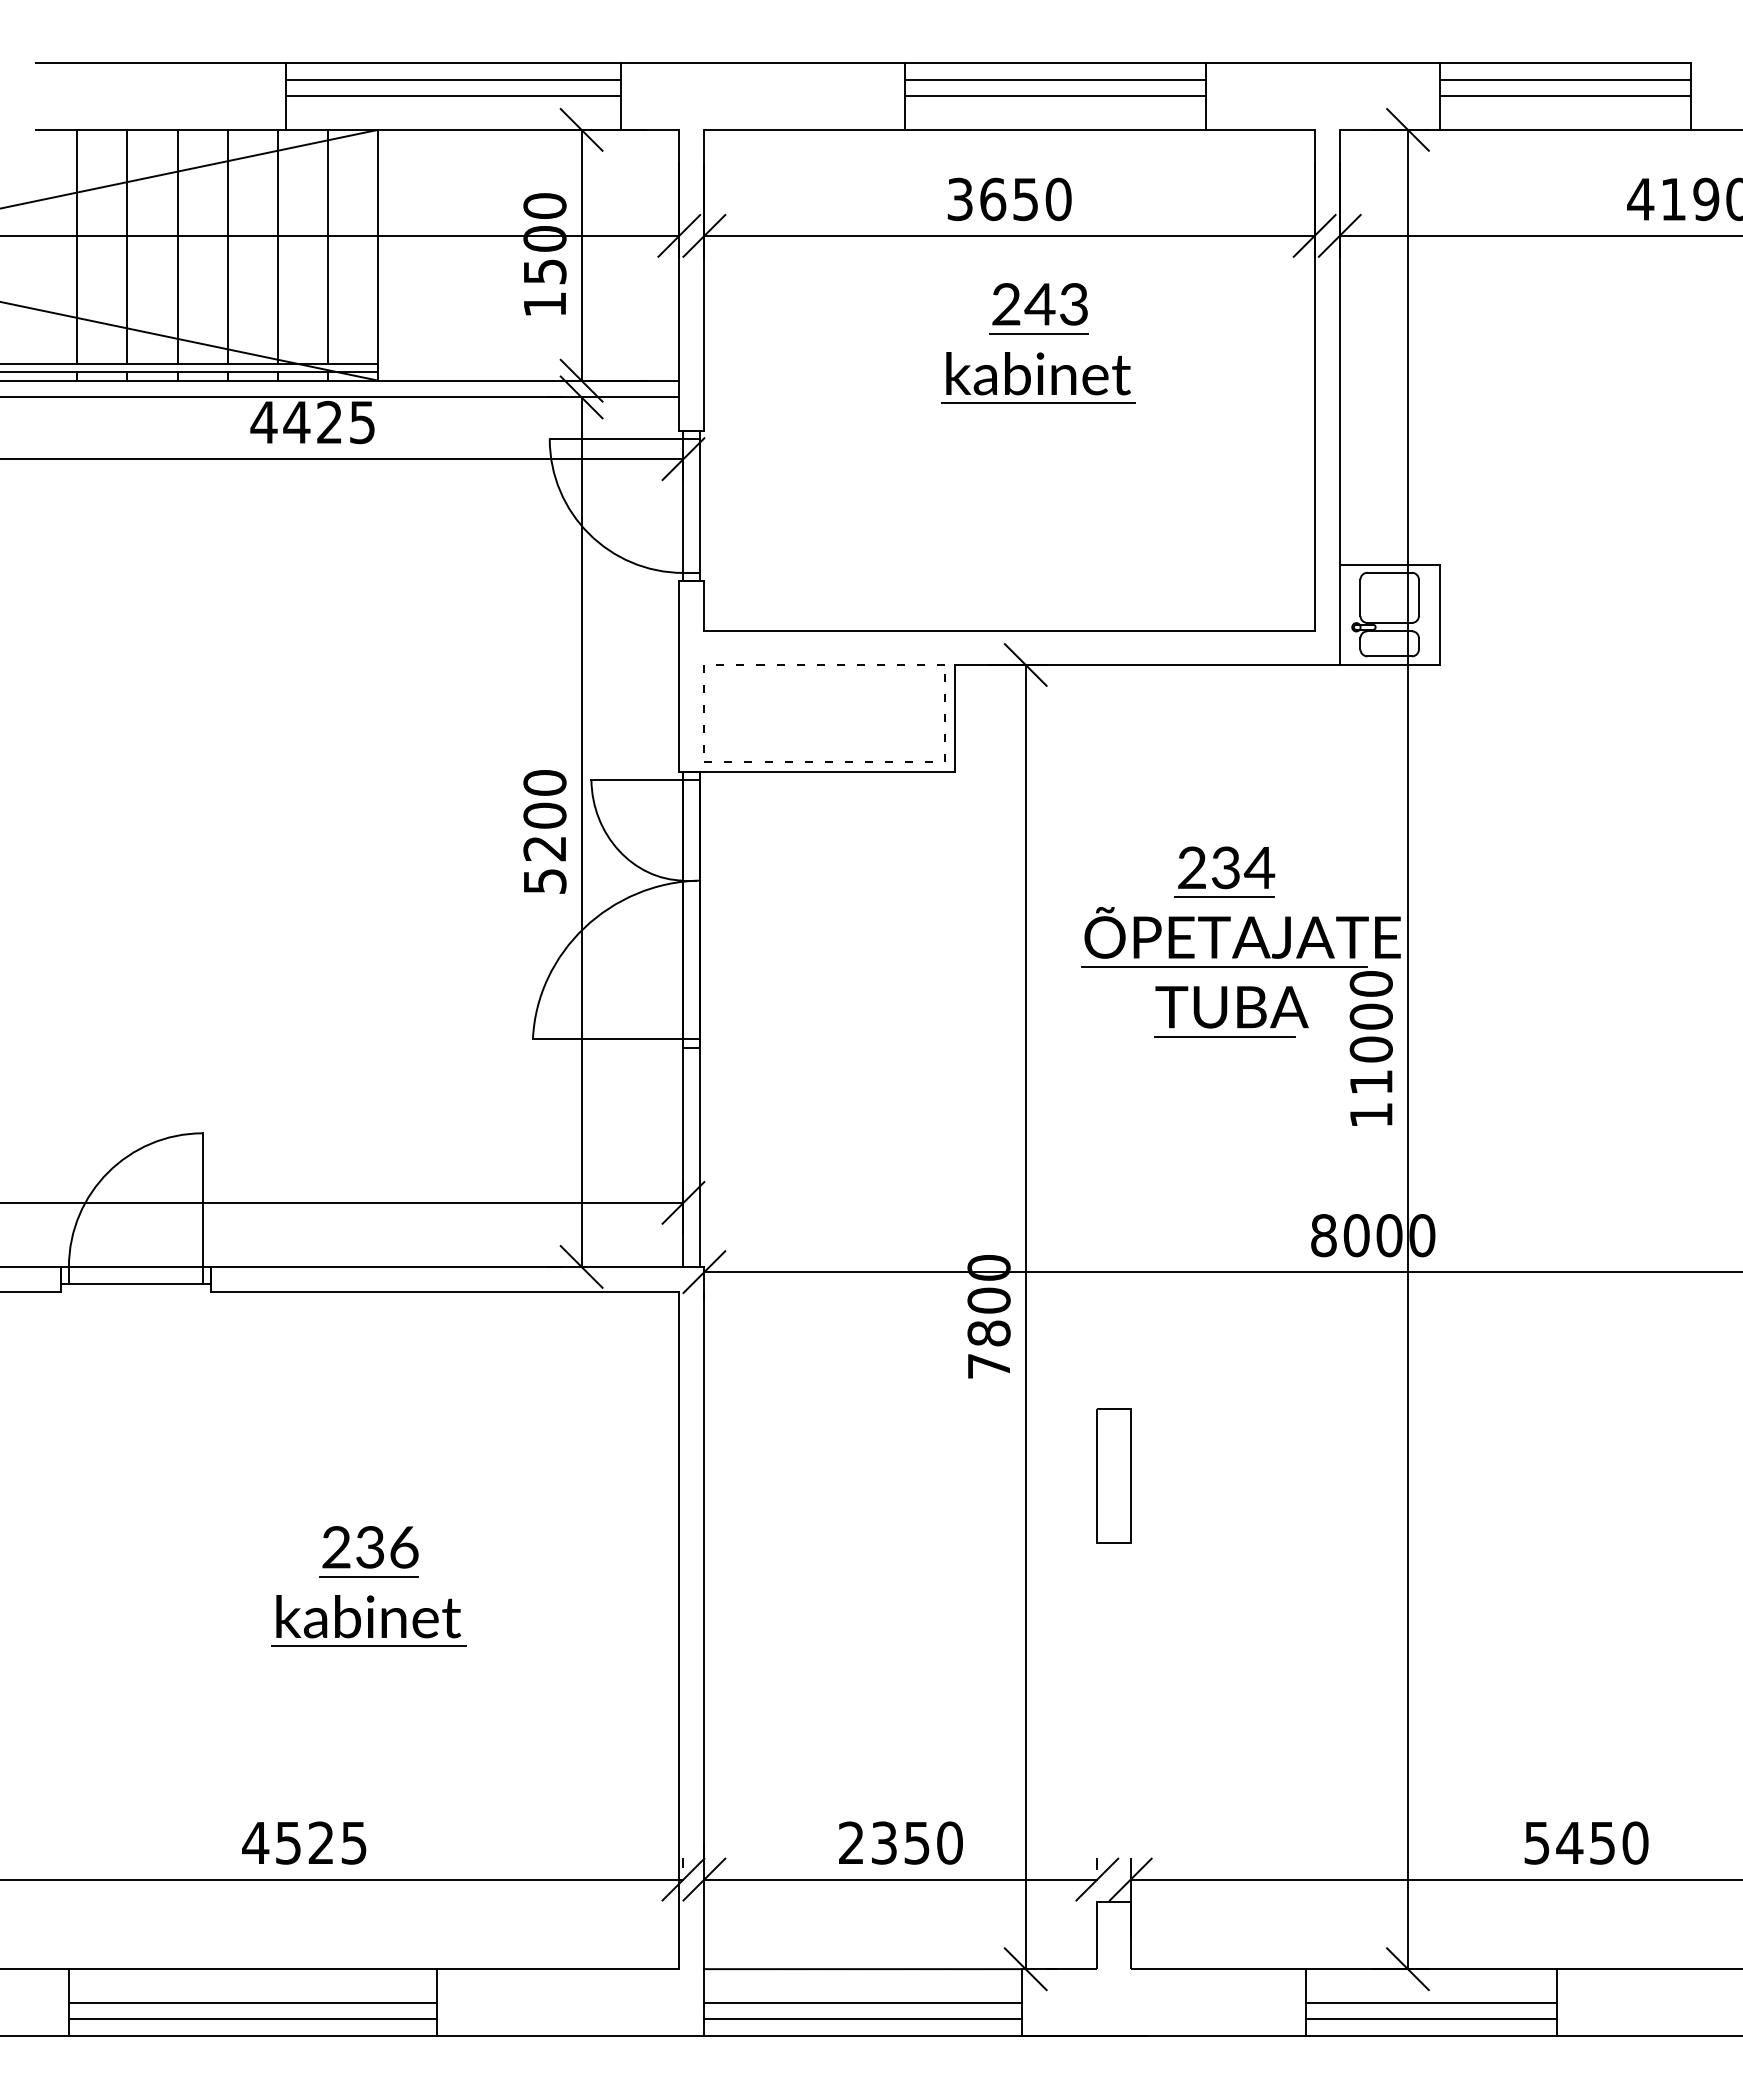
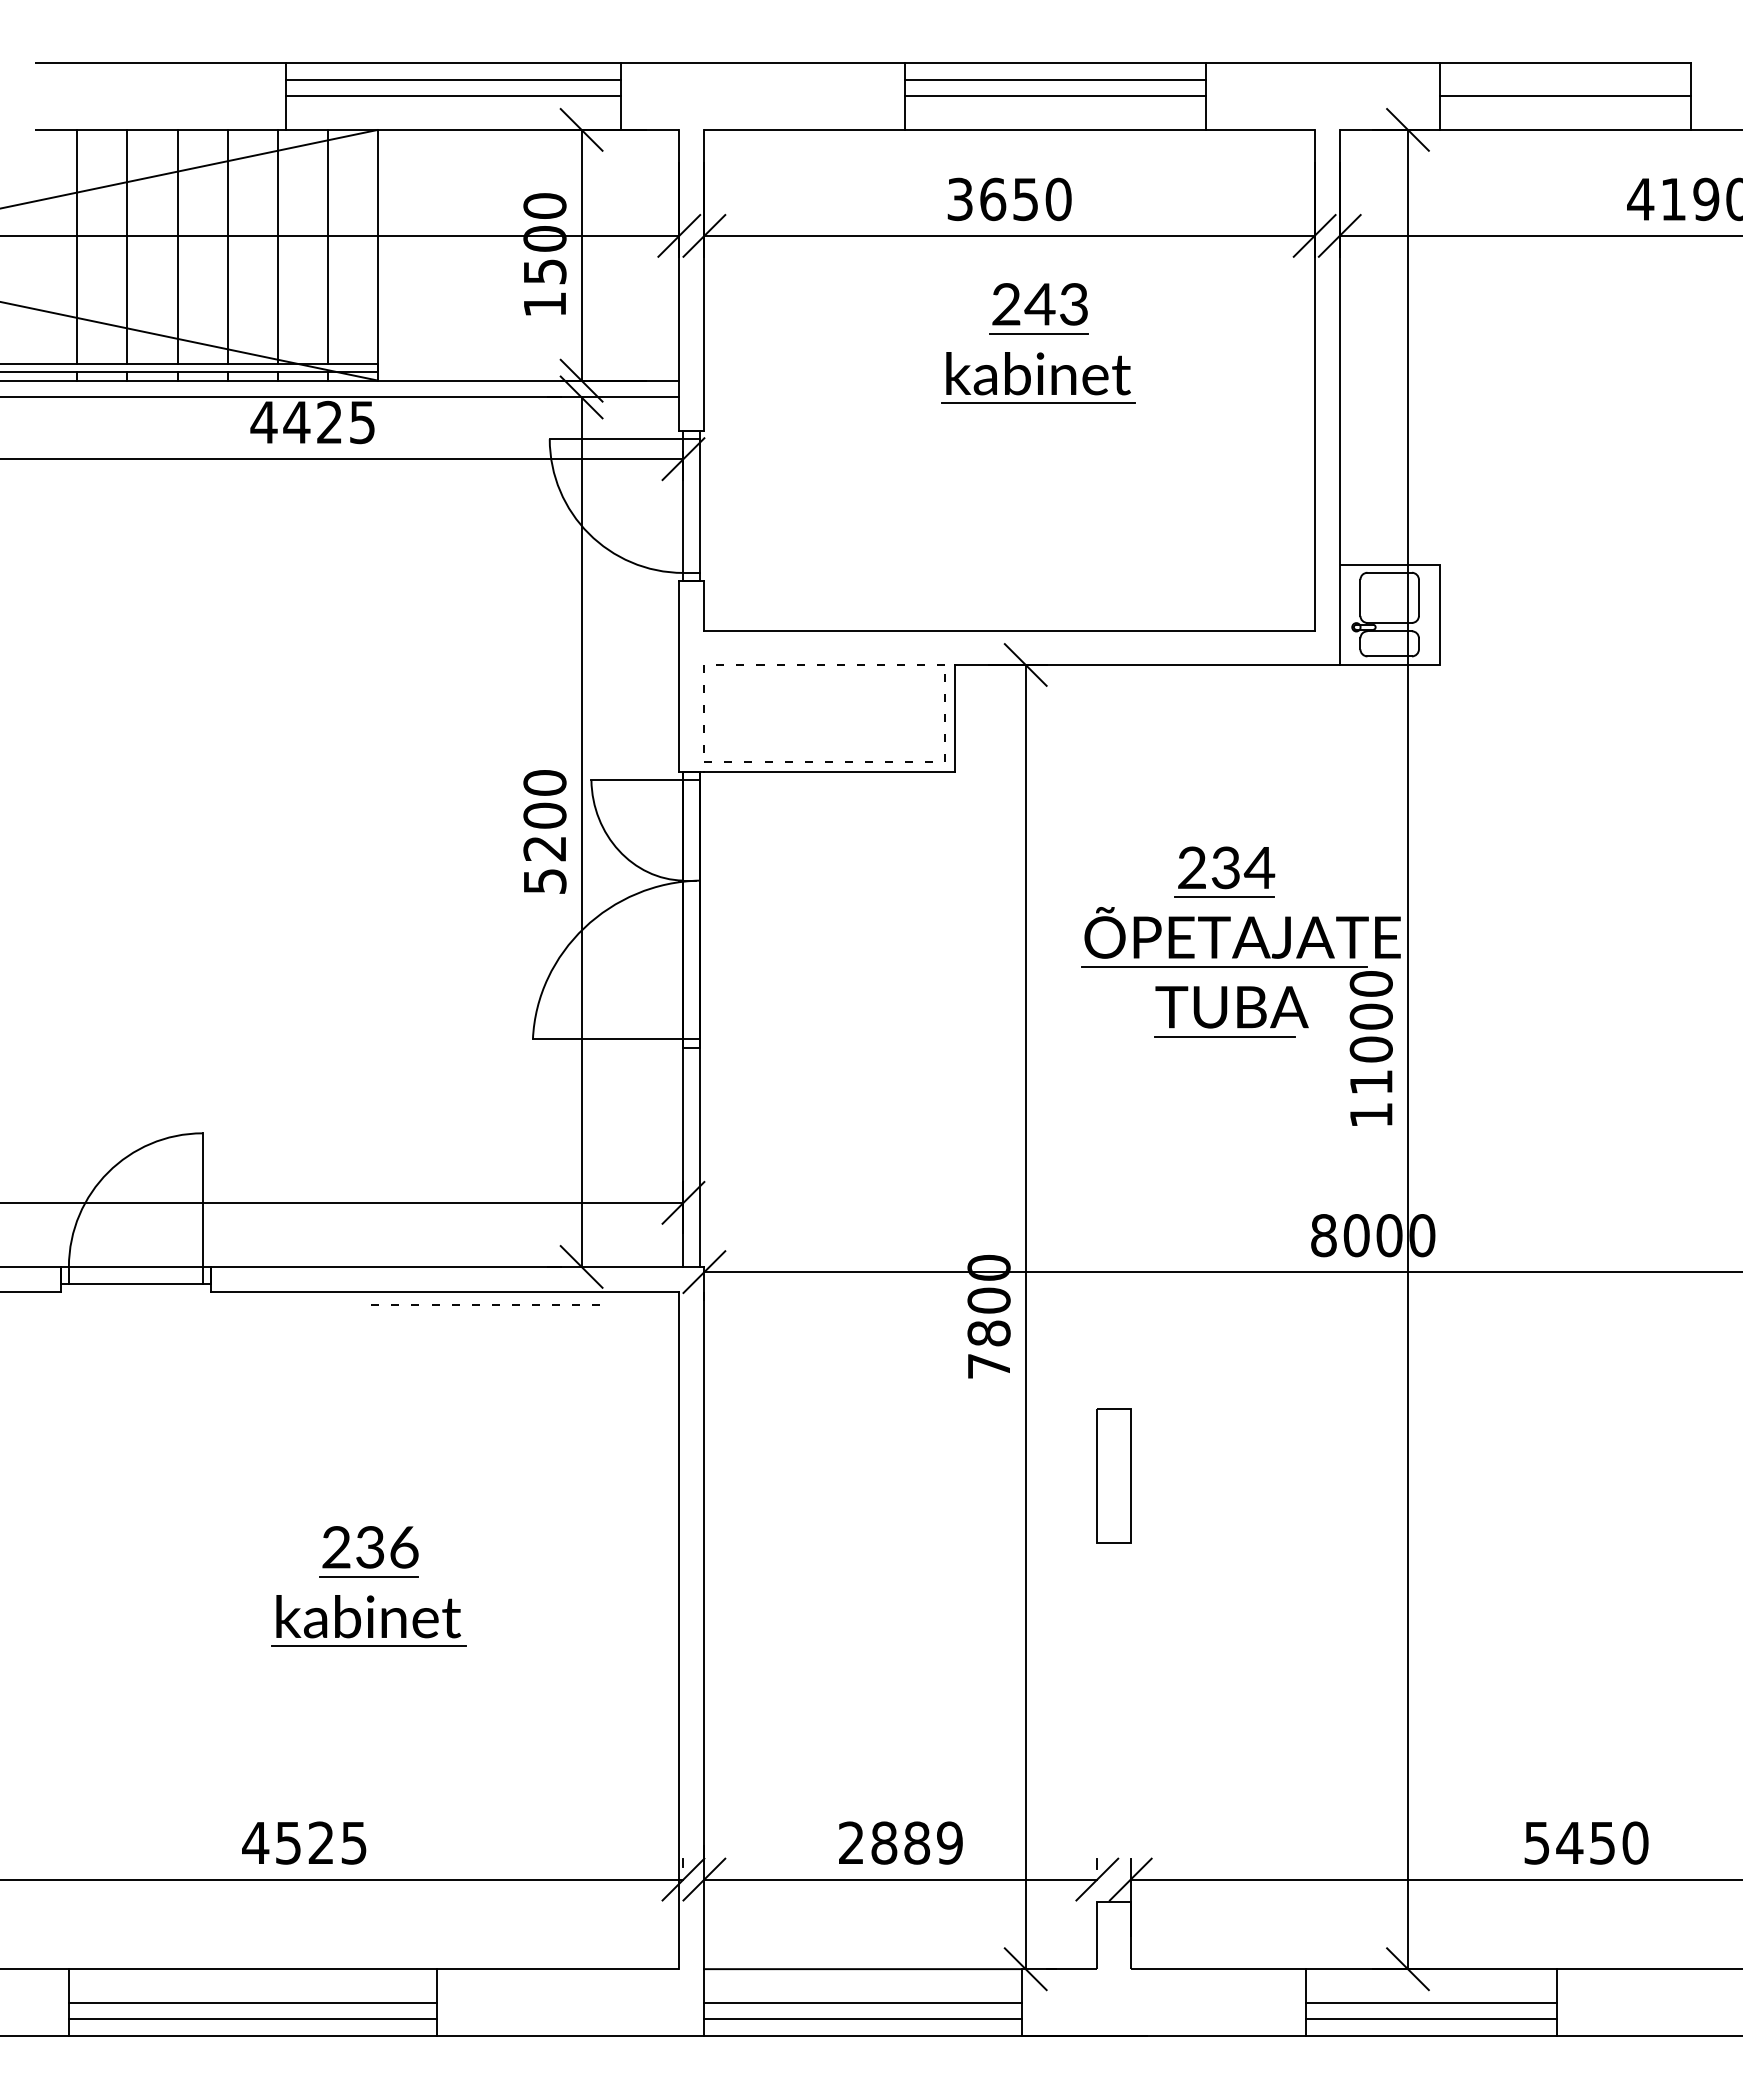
line: present -> none (1565, 79)
line: none -> present (479, 1304)
text: 2350 -> 2889 (916, 1842)
